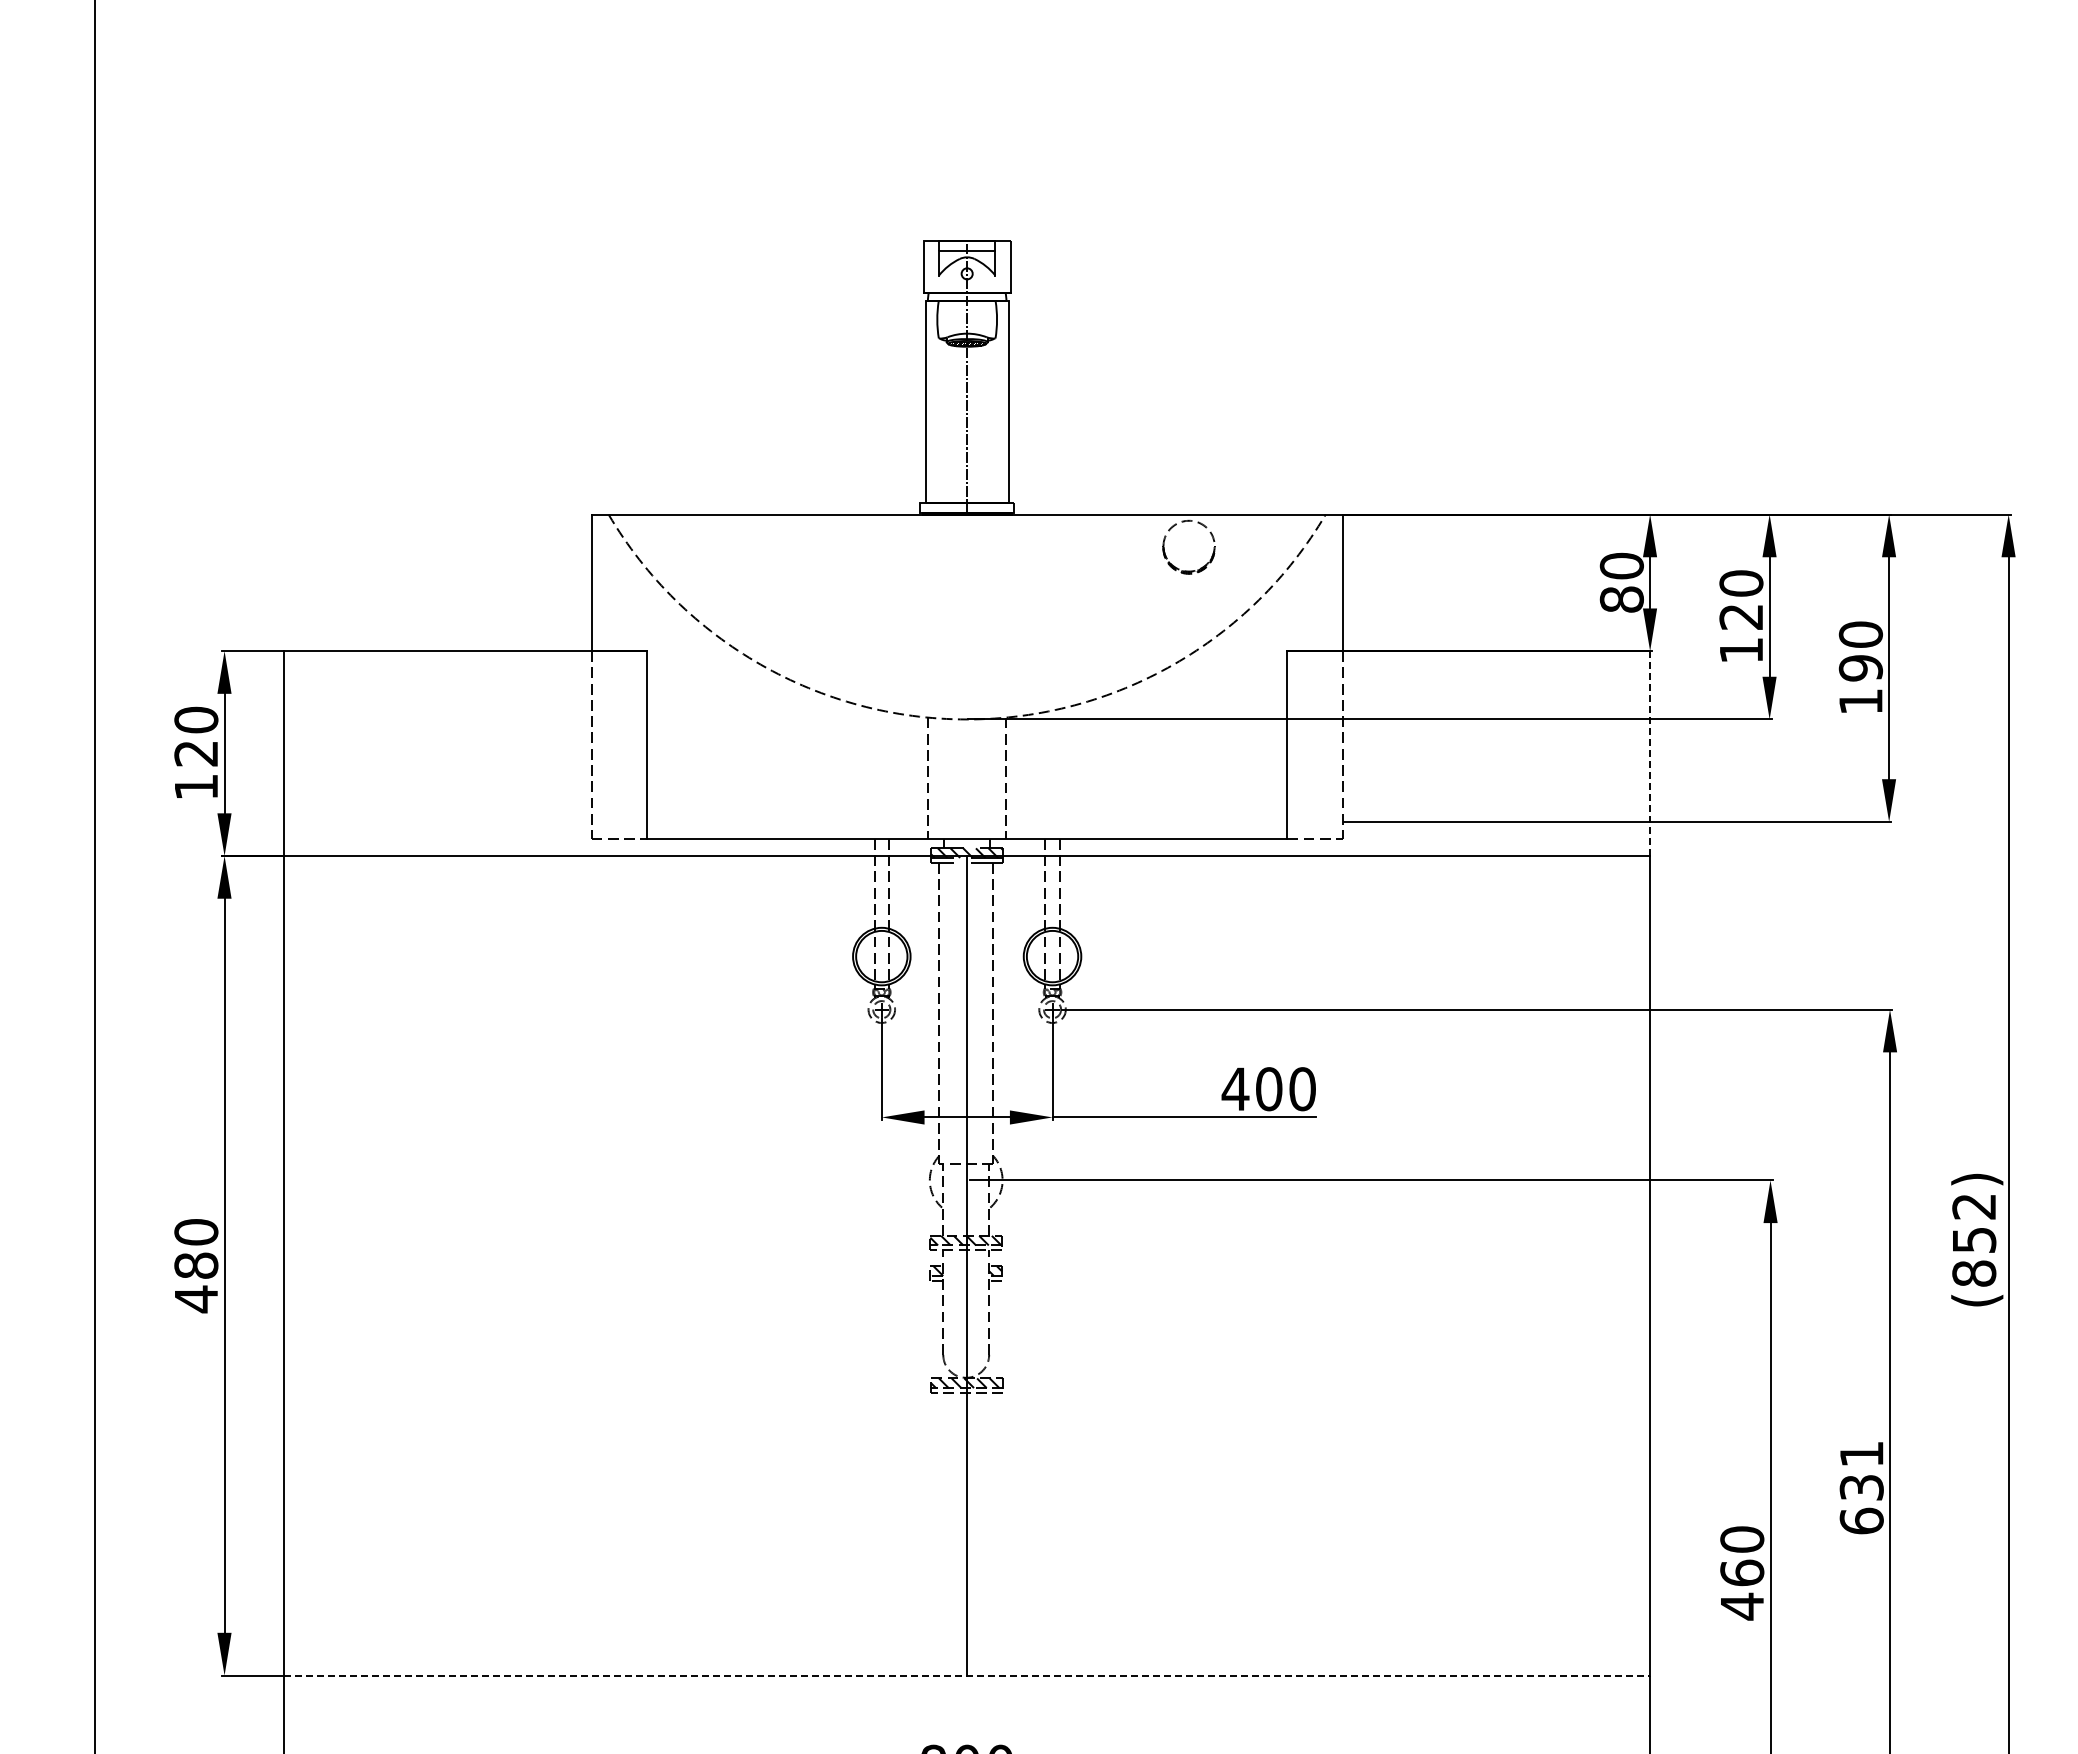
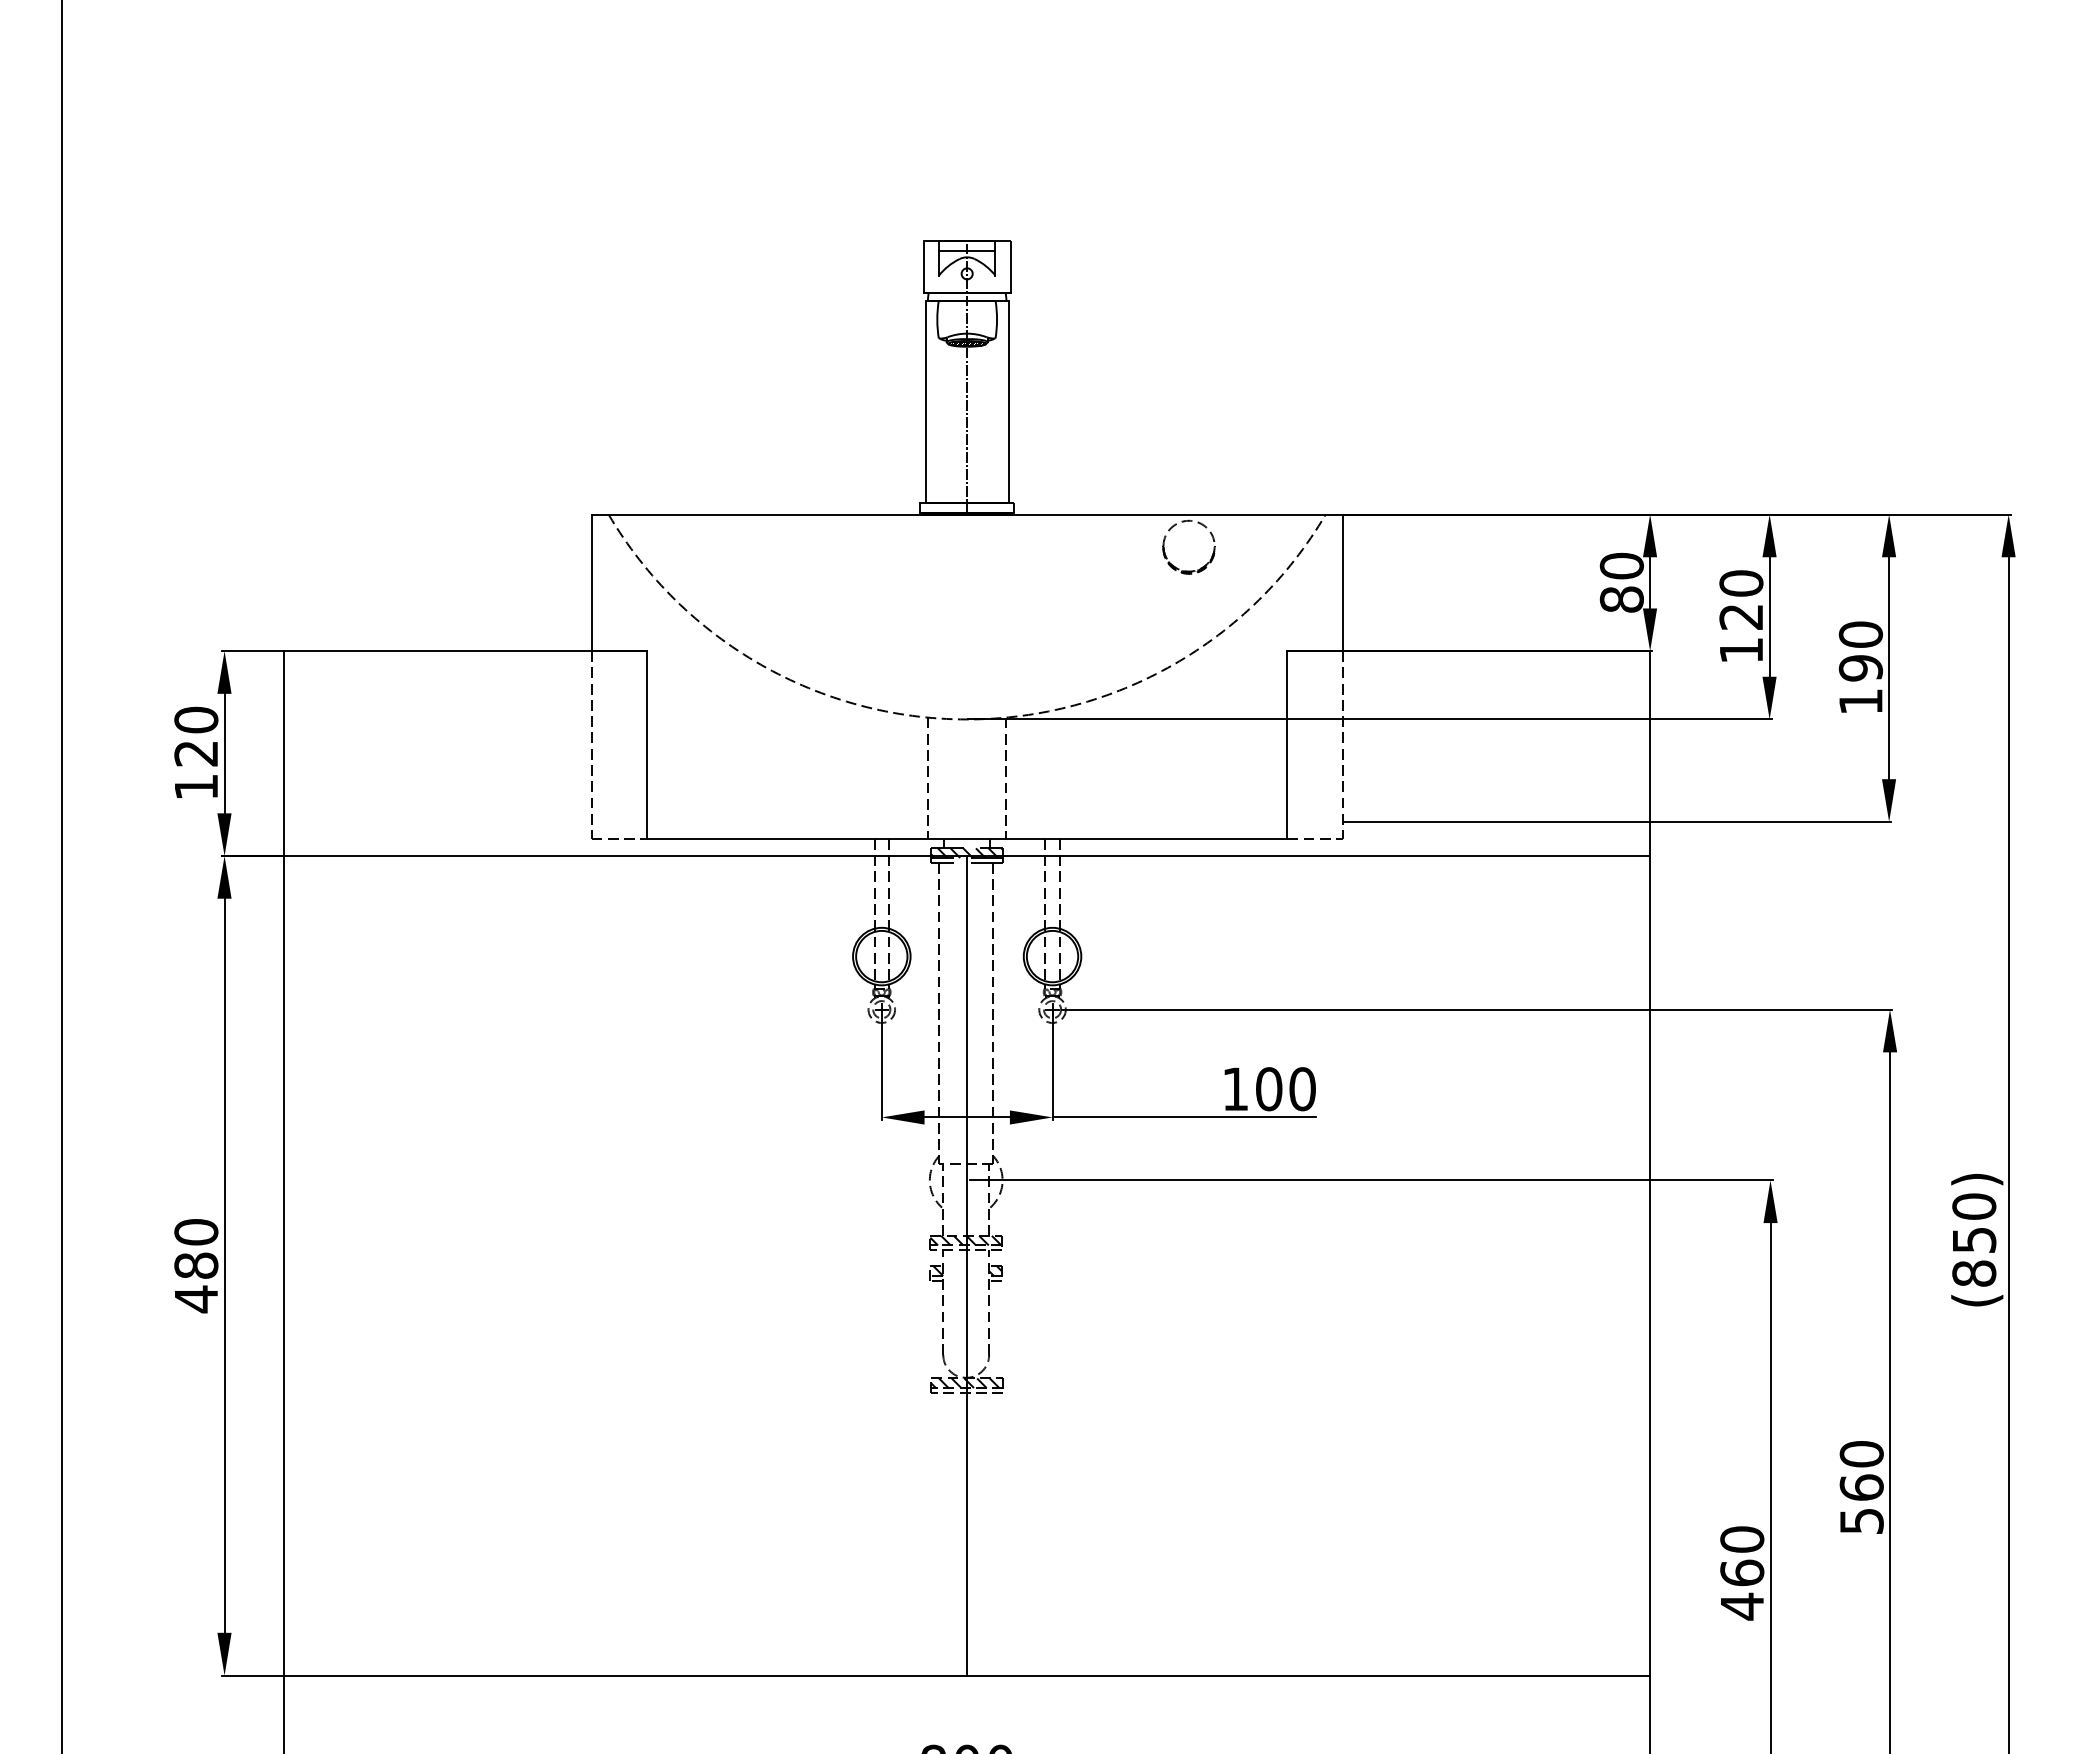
line: dashed -> solid (1650, 753)
line position: (95, 876) -> (62, 876) (62, 876)
text: 400 -> 100 (1235, 1088)
text: (852) -> (850) (1974, 1206)
text: 631 -> 560 (1861, 1487)
line: dashed -> solid (967, 1675)
